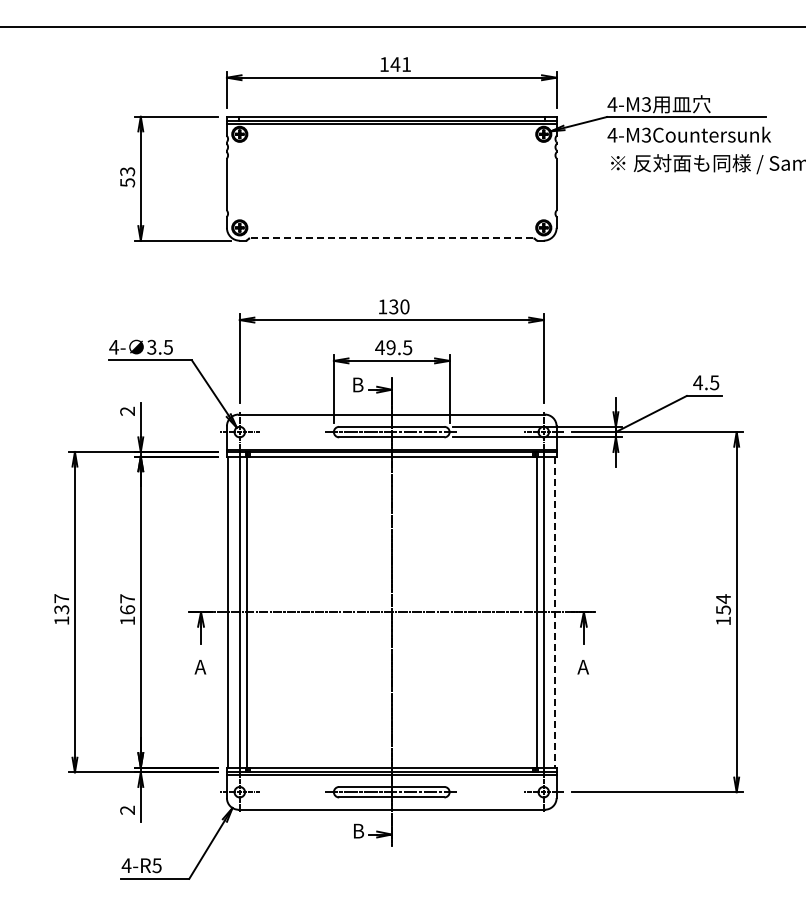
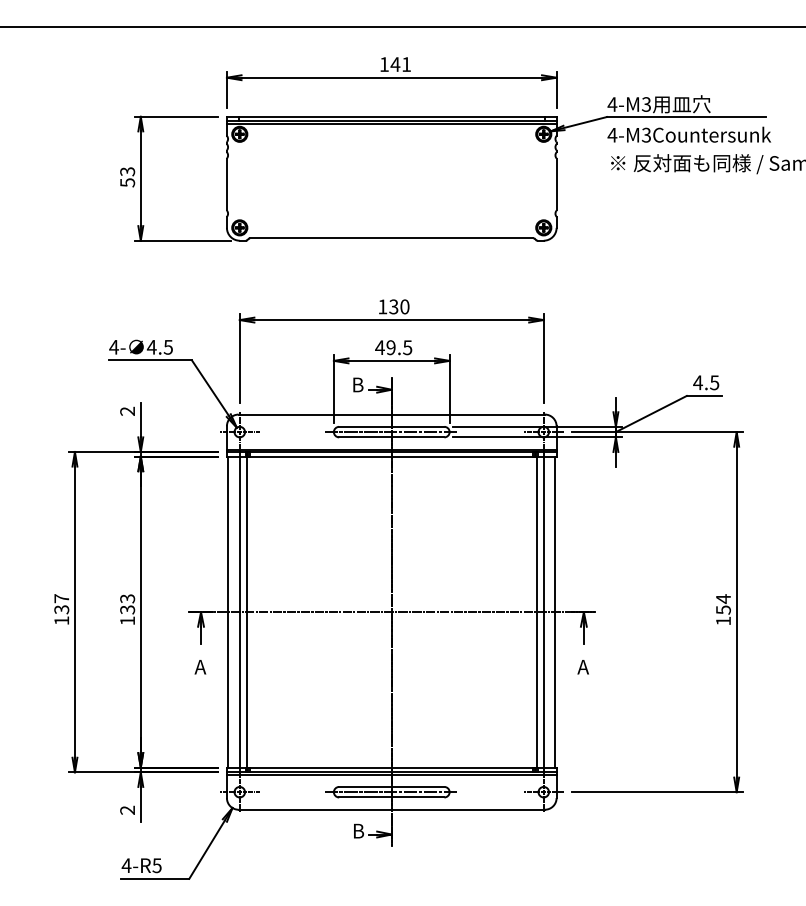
line: dashed -> solid (391, 238)
text: 3.5 -> 4.5 (151, 346)
text: 167 -> 133 (127, 604)
line: dashed -> solid (555, 612)
